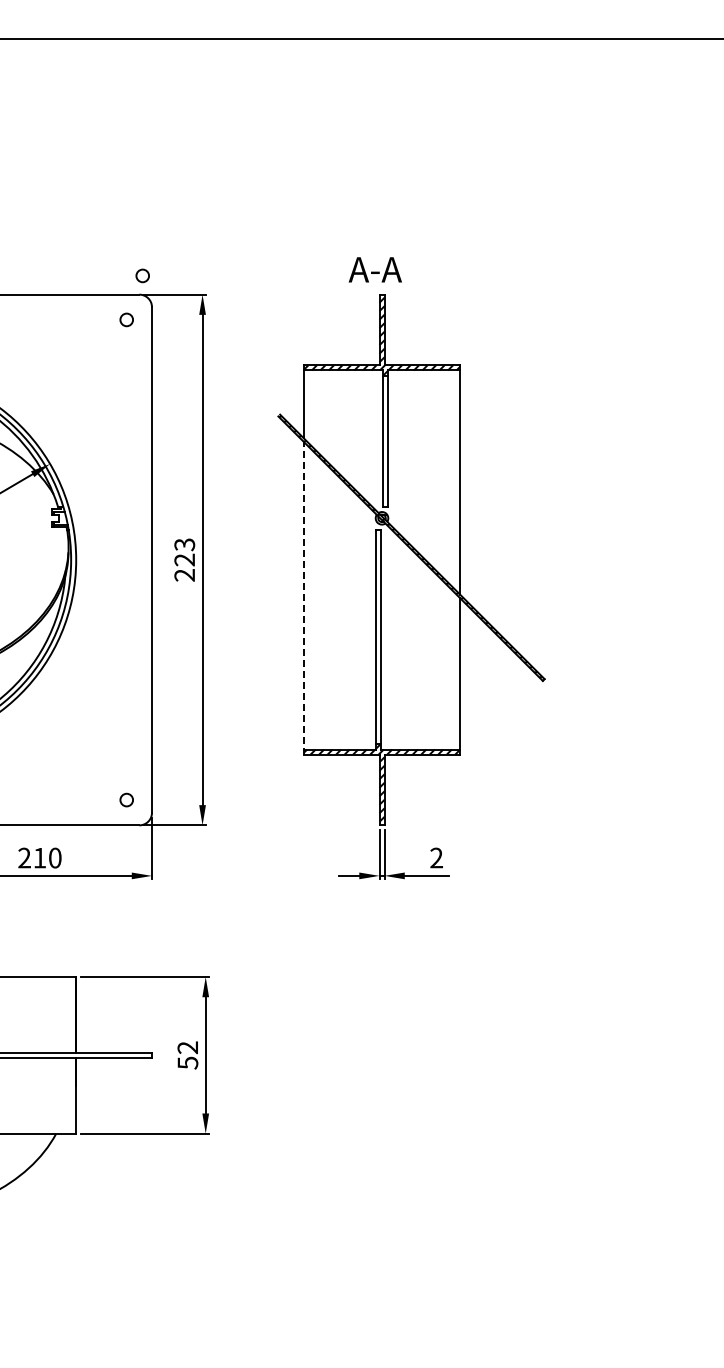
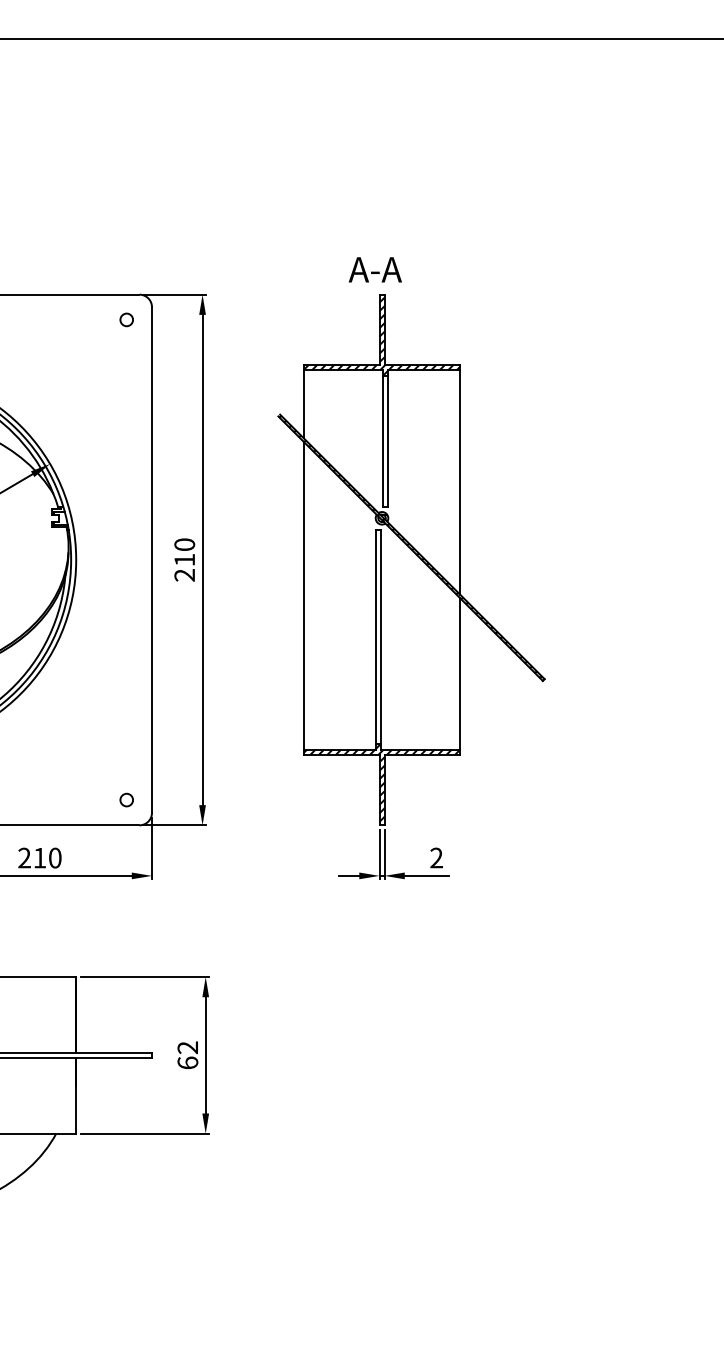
circle: present -> none (142, 275)
text: 223 -> 210 (184, 552)
line: dashed -> solid (303, 597)
text: 52 -> 62 (187, 1062)
